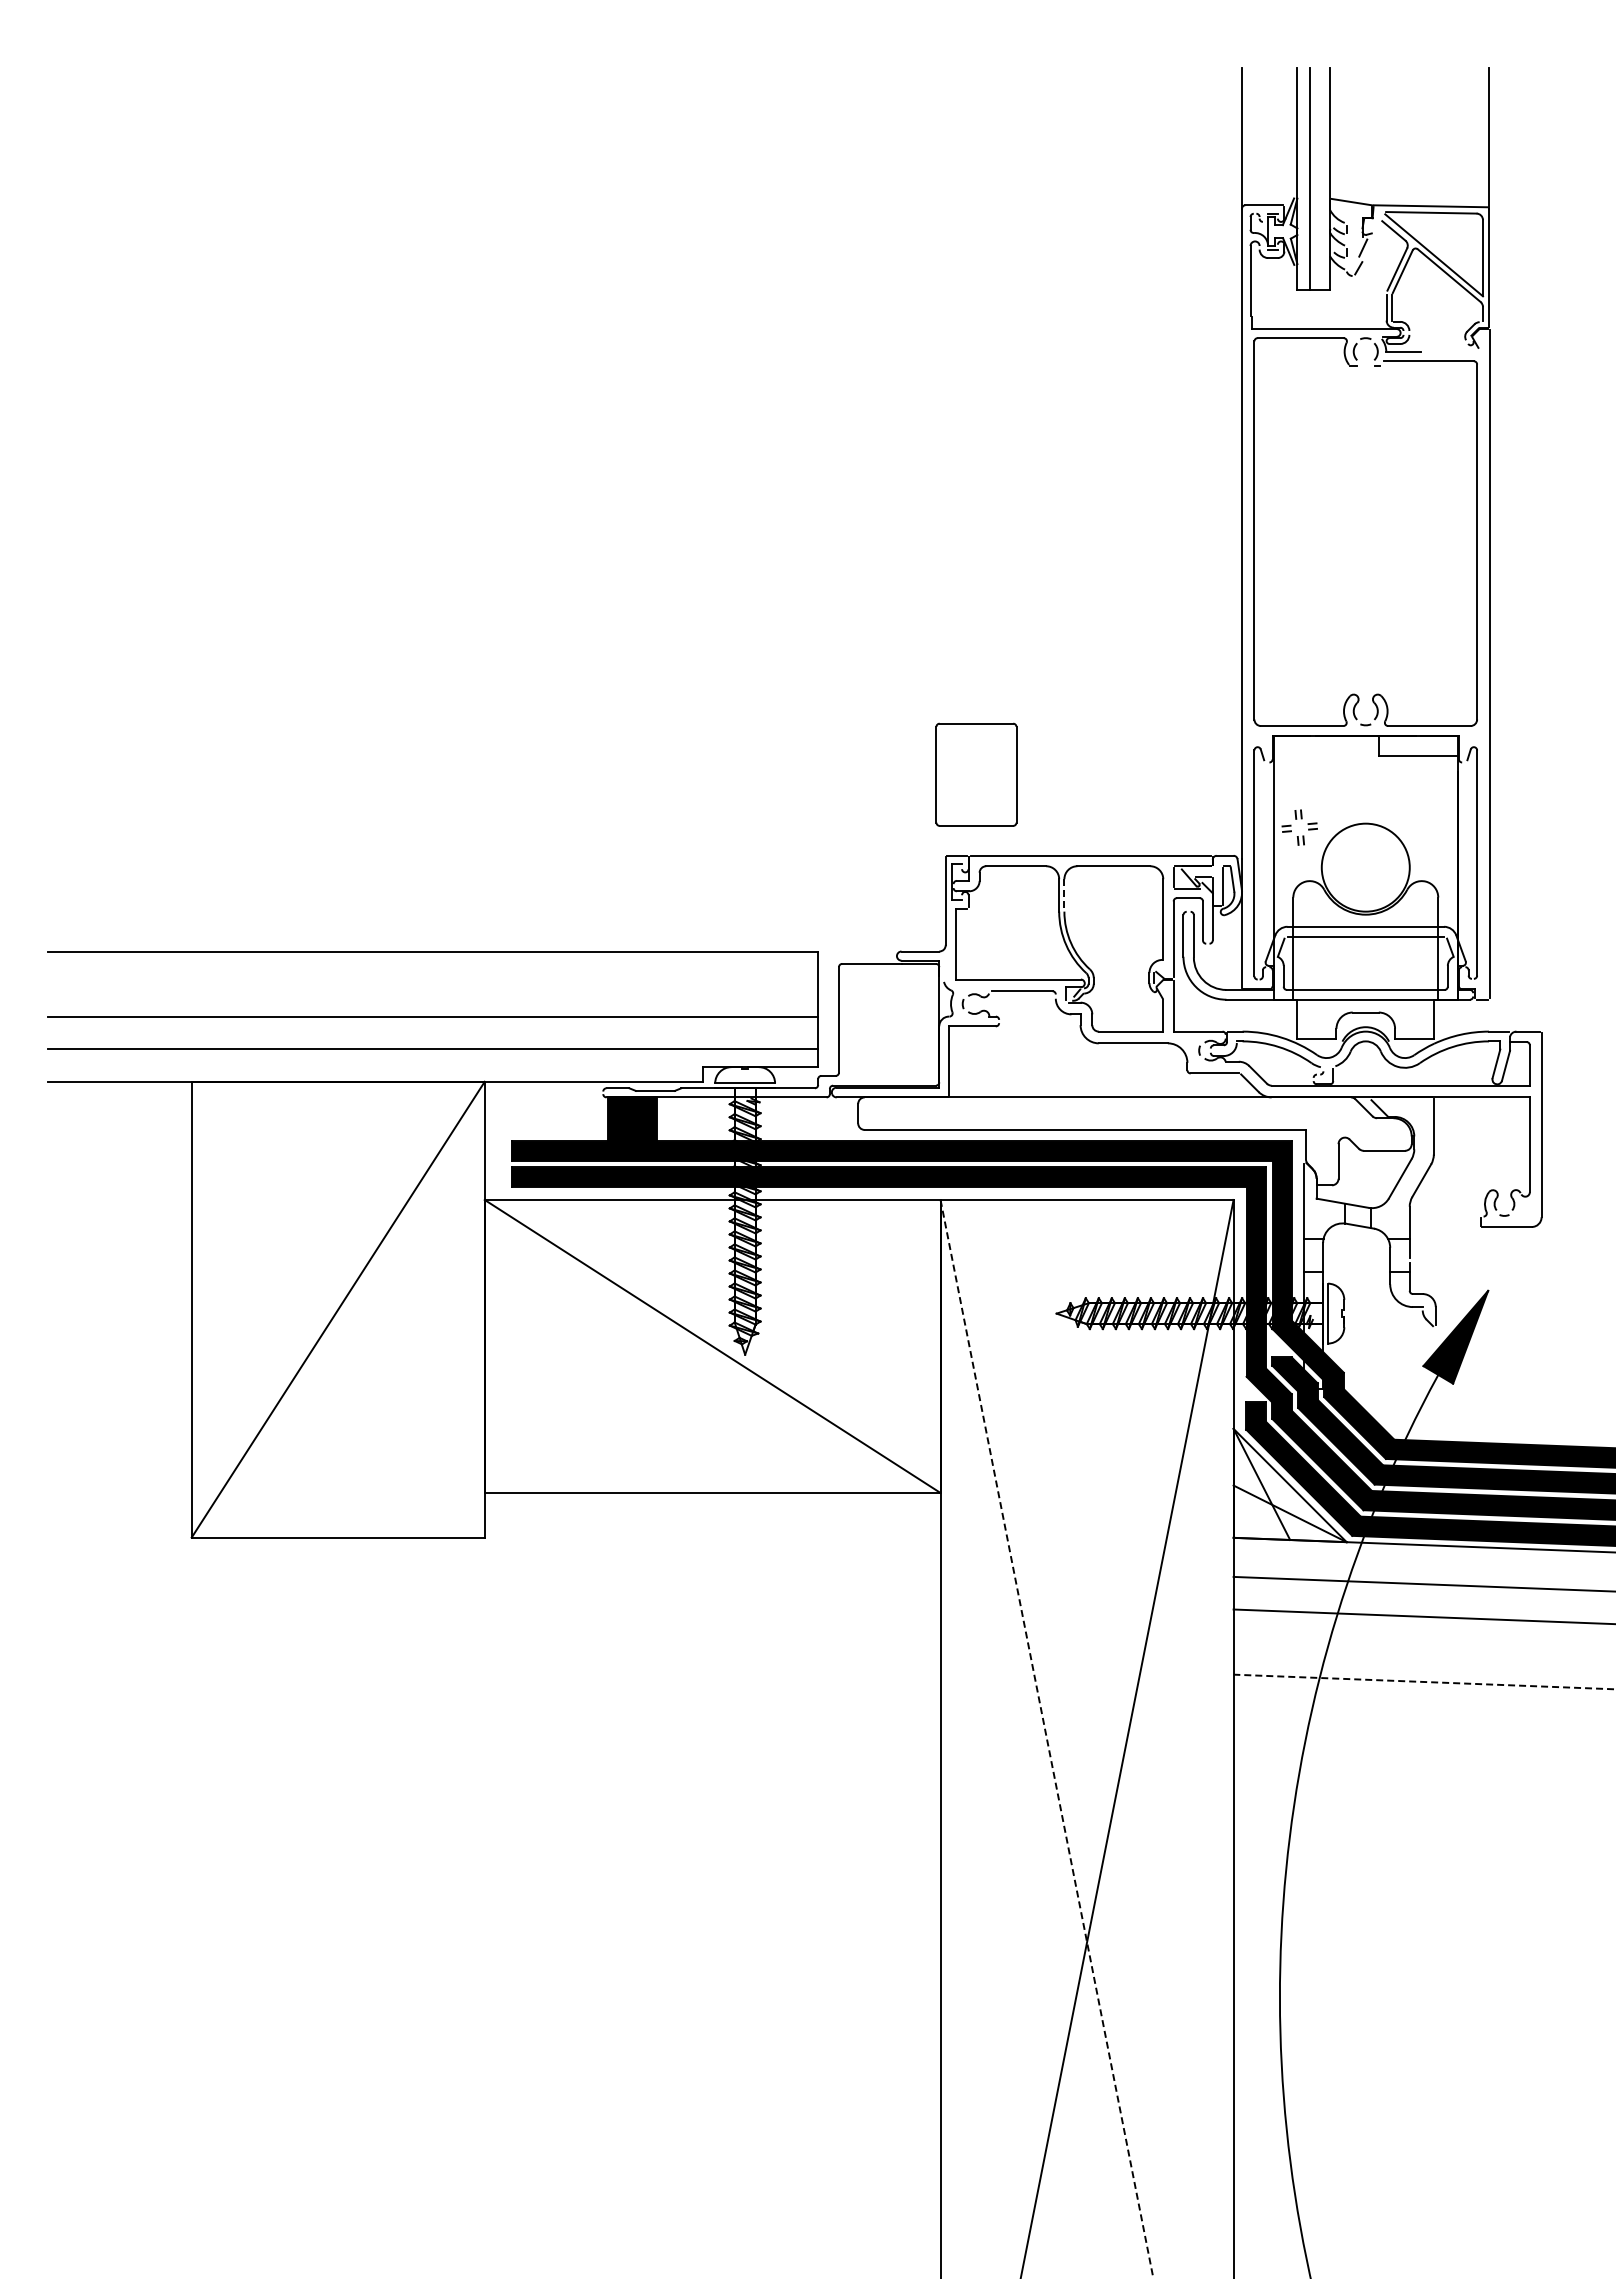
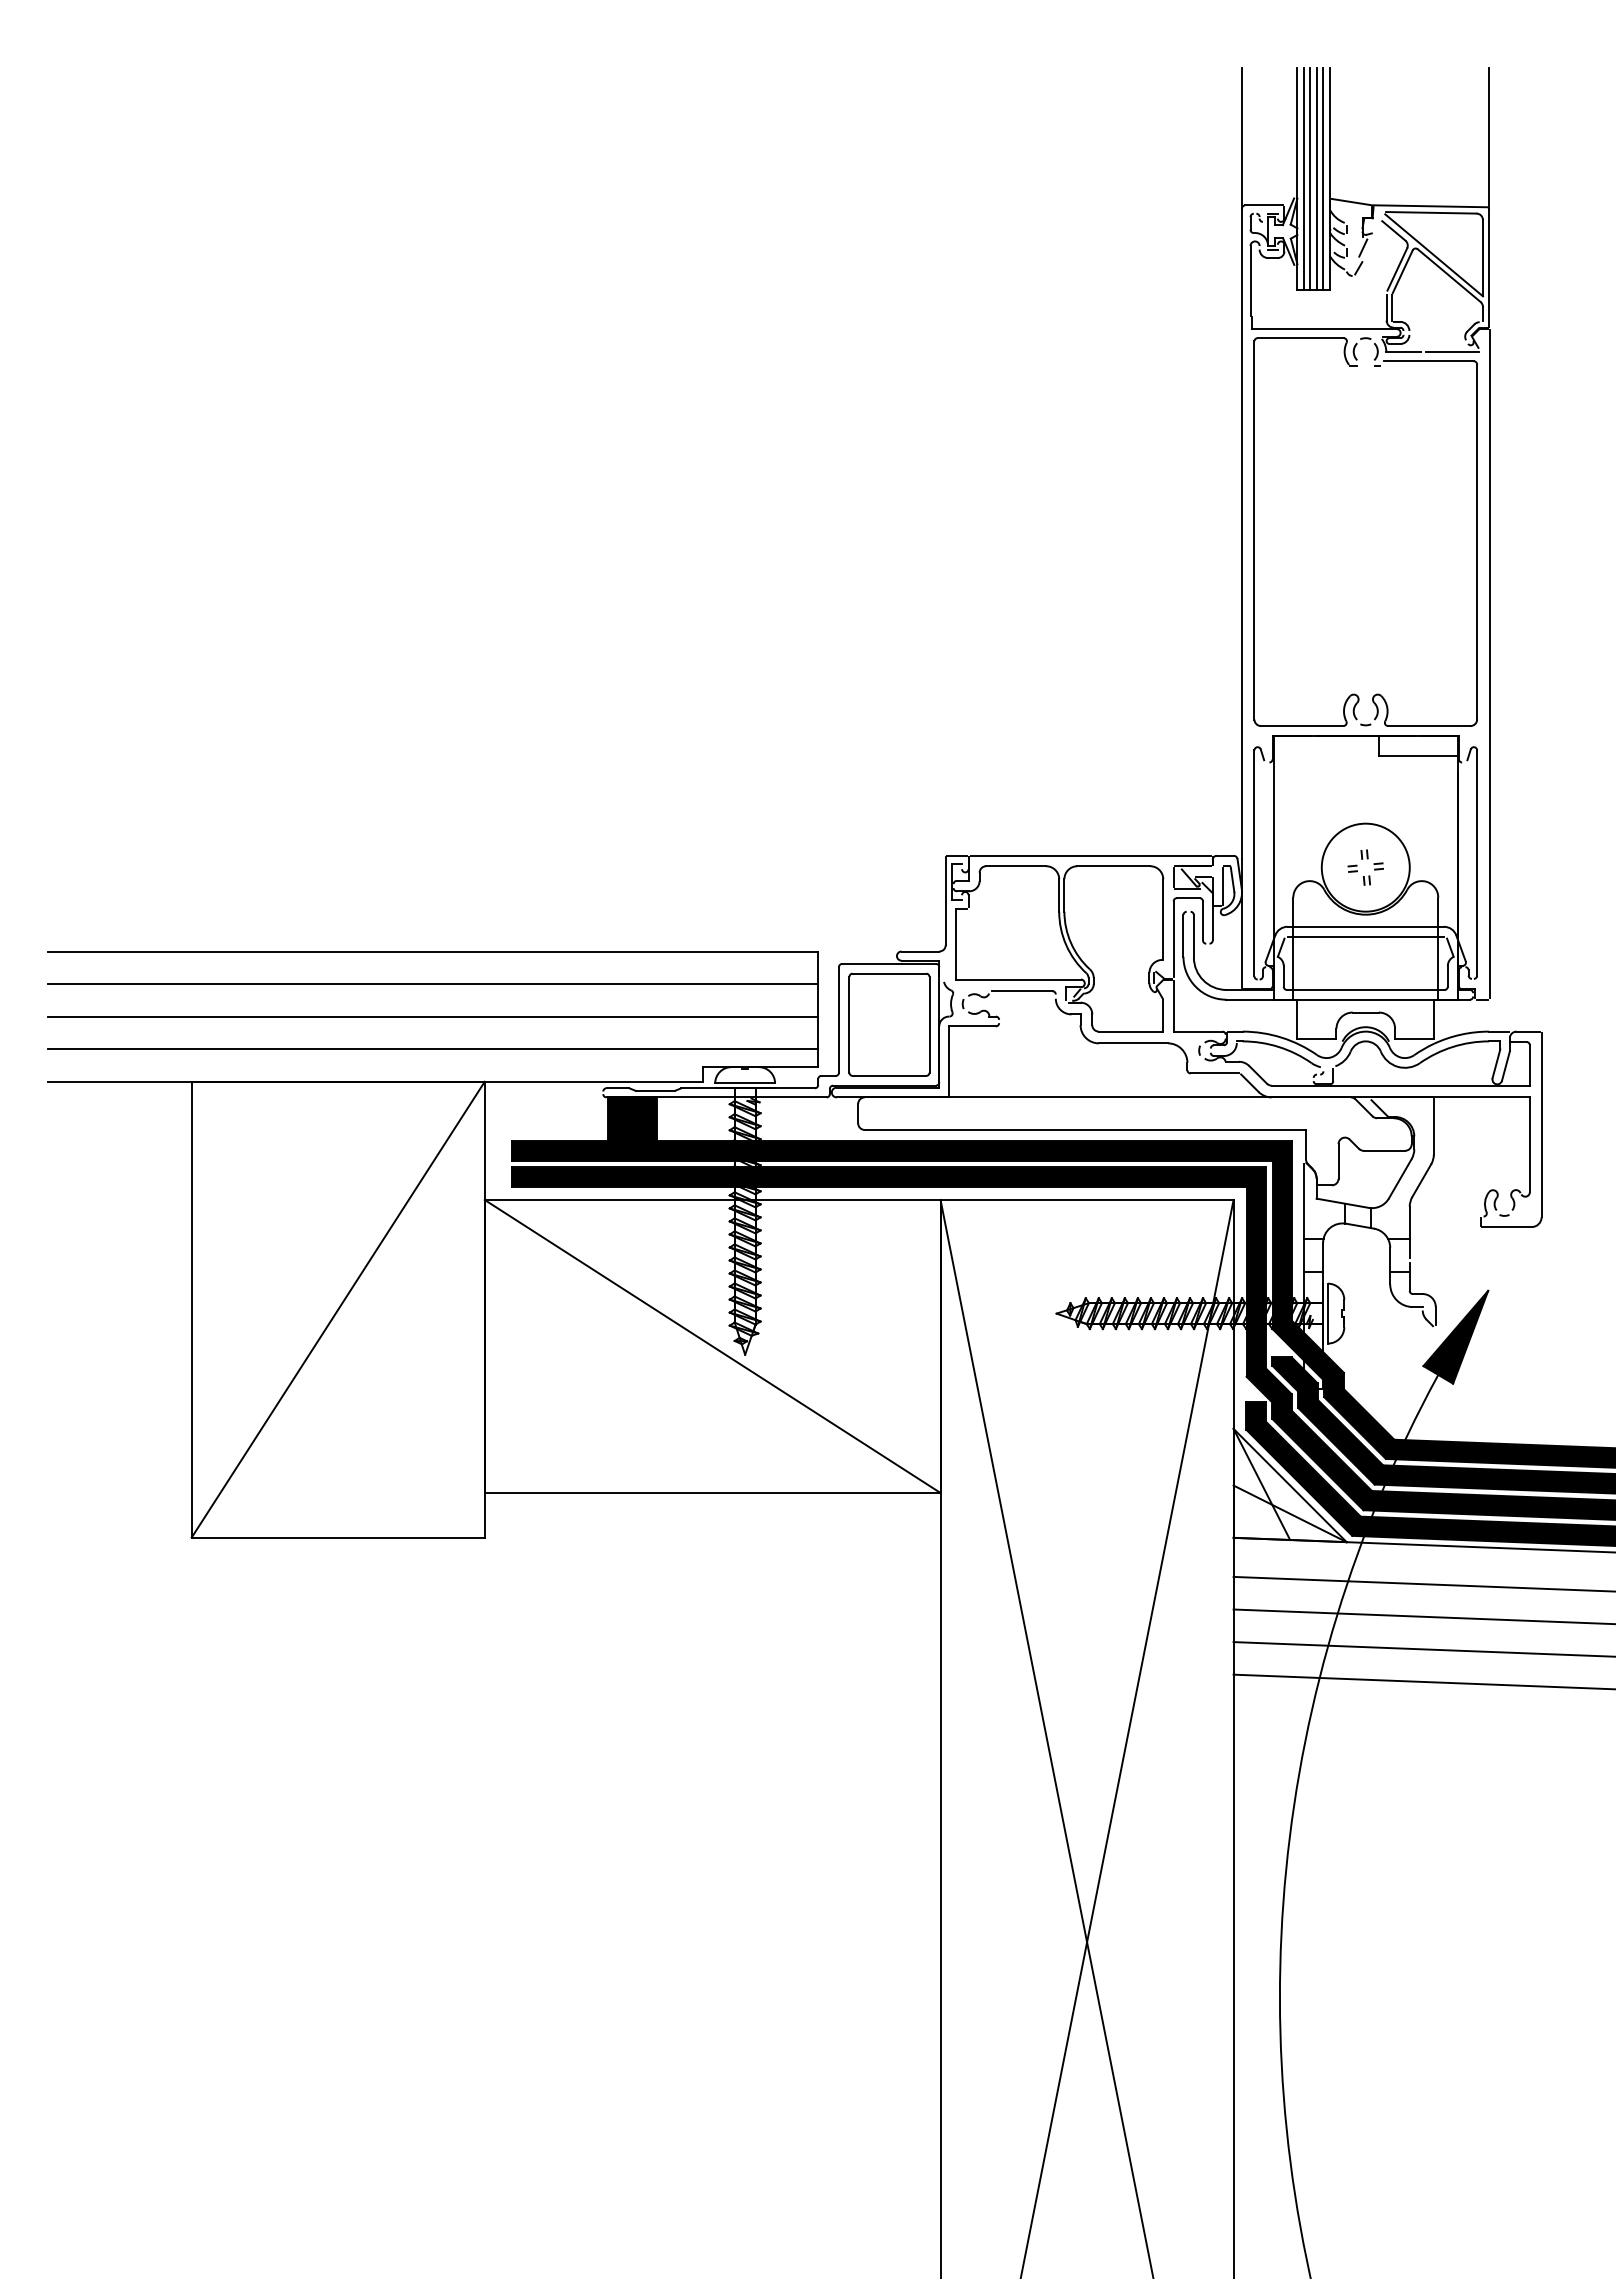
line: none -> present (1303, 178)
line: none -> present (1316, 178)
line: none -> present (1323, 178)
line: none -> present (1451, 352)
part position: (976, 774) -> (889, 1024) (889, 1024)
part position: (1291, 826) -> (1357, 866) (1357, 866)
line: dashed -> solid (1064, 895)
line: none -> present (433, 984)
line: none -> present (1422, 1649)
line: dashed -> solid (1424, 1682)
line: dashed -> solid (1047, 1739)
